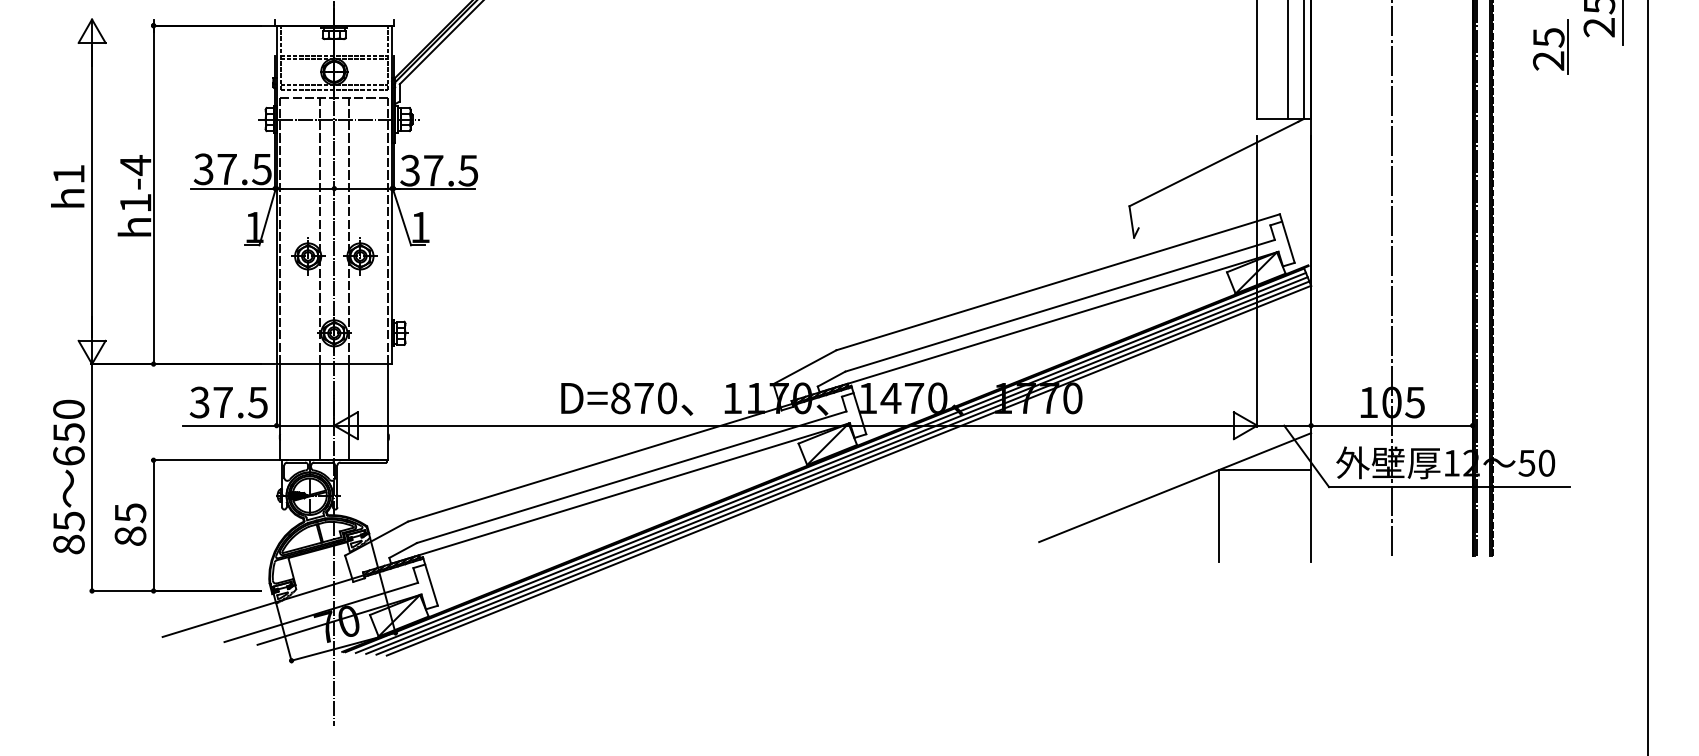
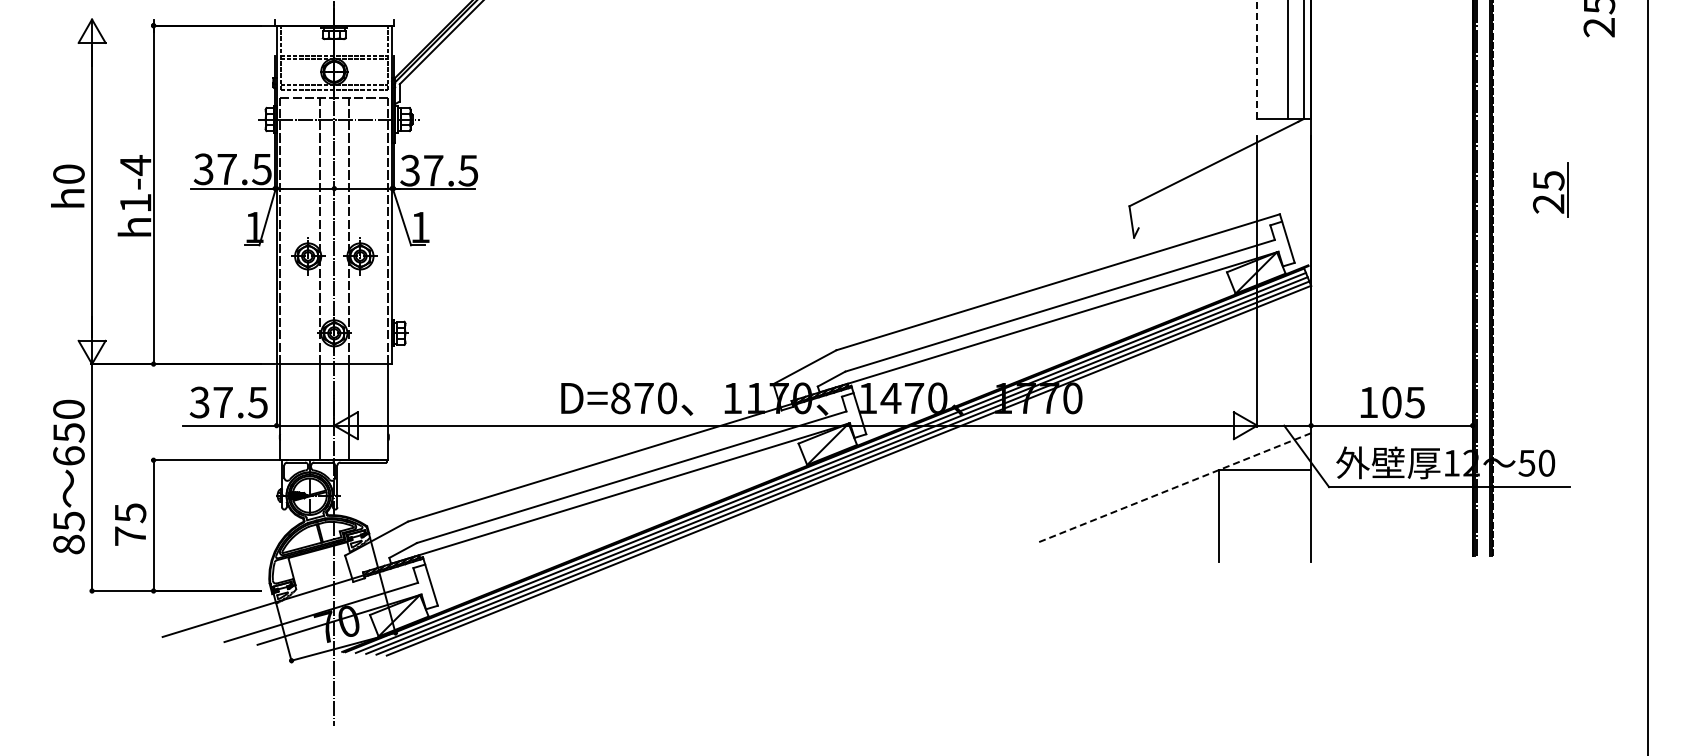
line: present -> none (1622, 23)
part position: (1550, 46) -> (1550, 189) (1550, 189)
line: solid -> dashed (1257, 59)
text: h1 -> h0 (68, 173)
line: present -> none (1391, 279)
line: solid -> dashed (1174, 487)
text: 85 -> 75 (130, 535)
